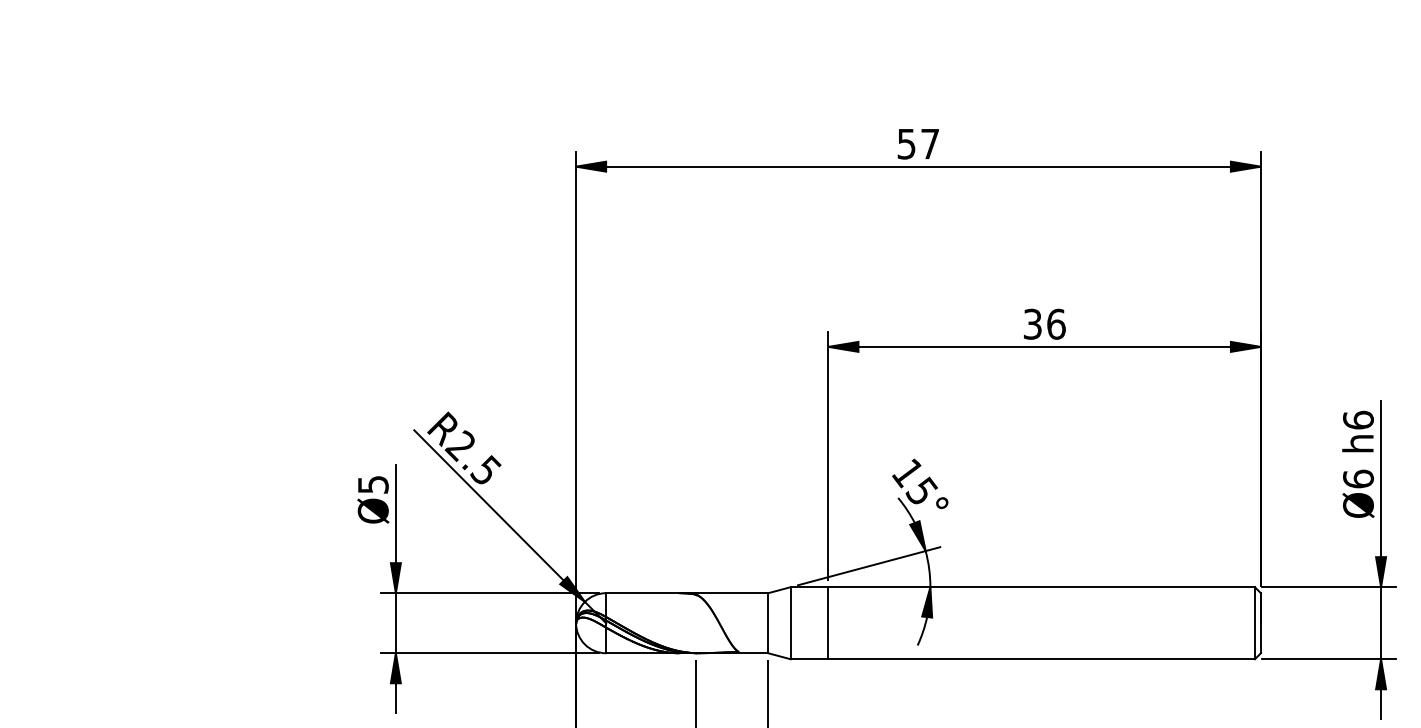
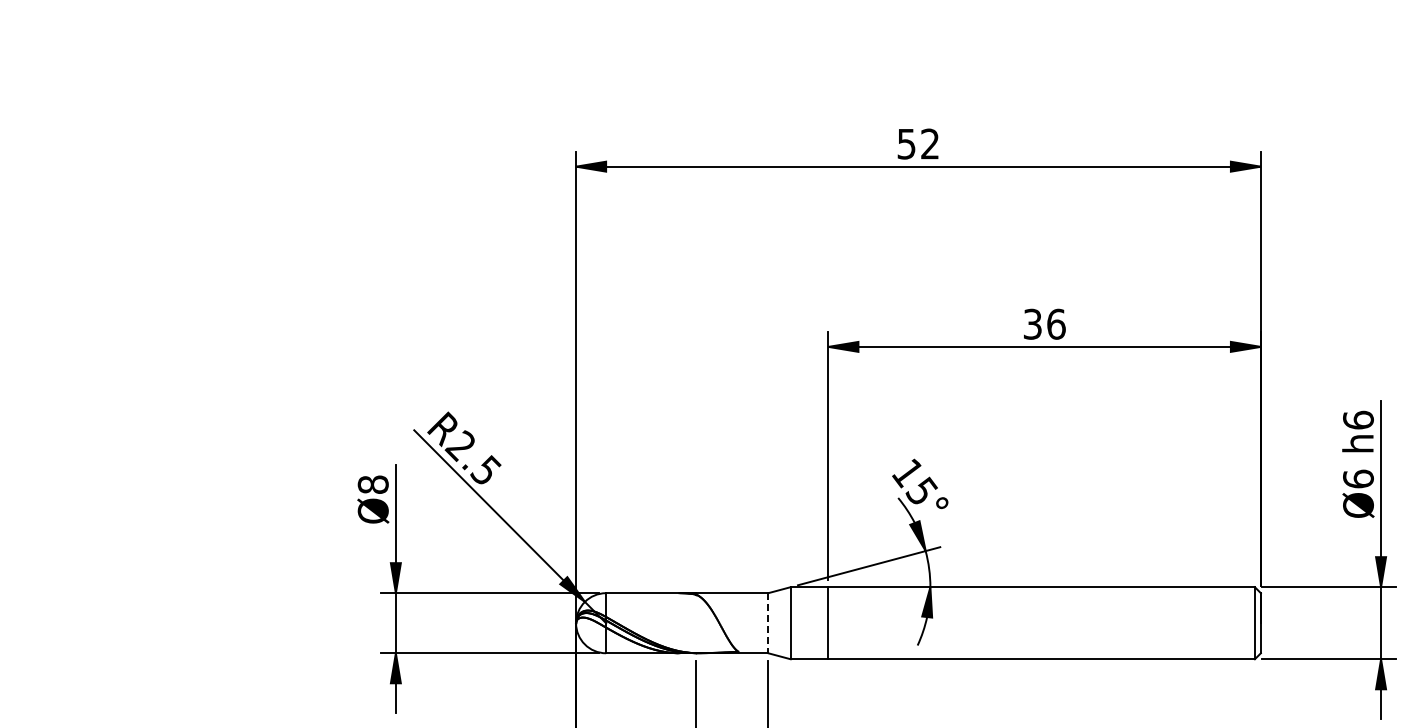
text: 57 -> 52 (929, 143)
text: Ø5 -> Ø8 (372, 484)
line: solid -> dashed (768, 623)
